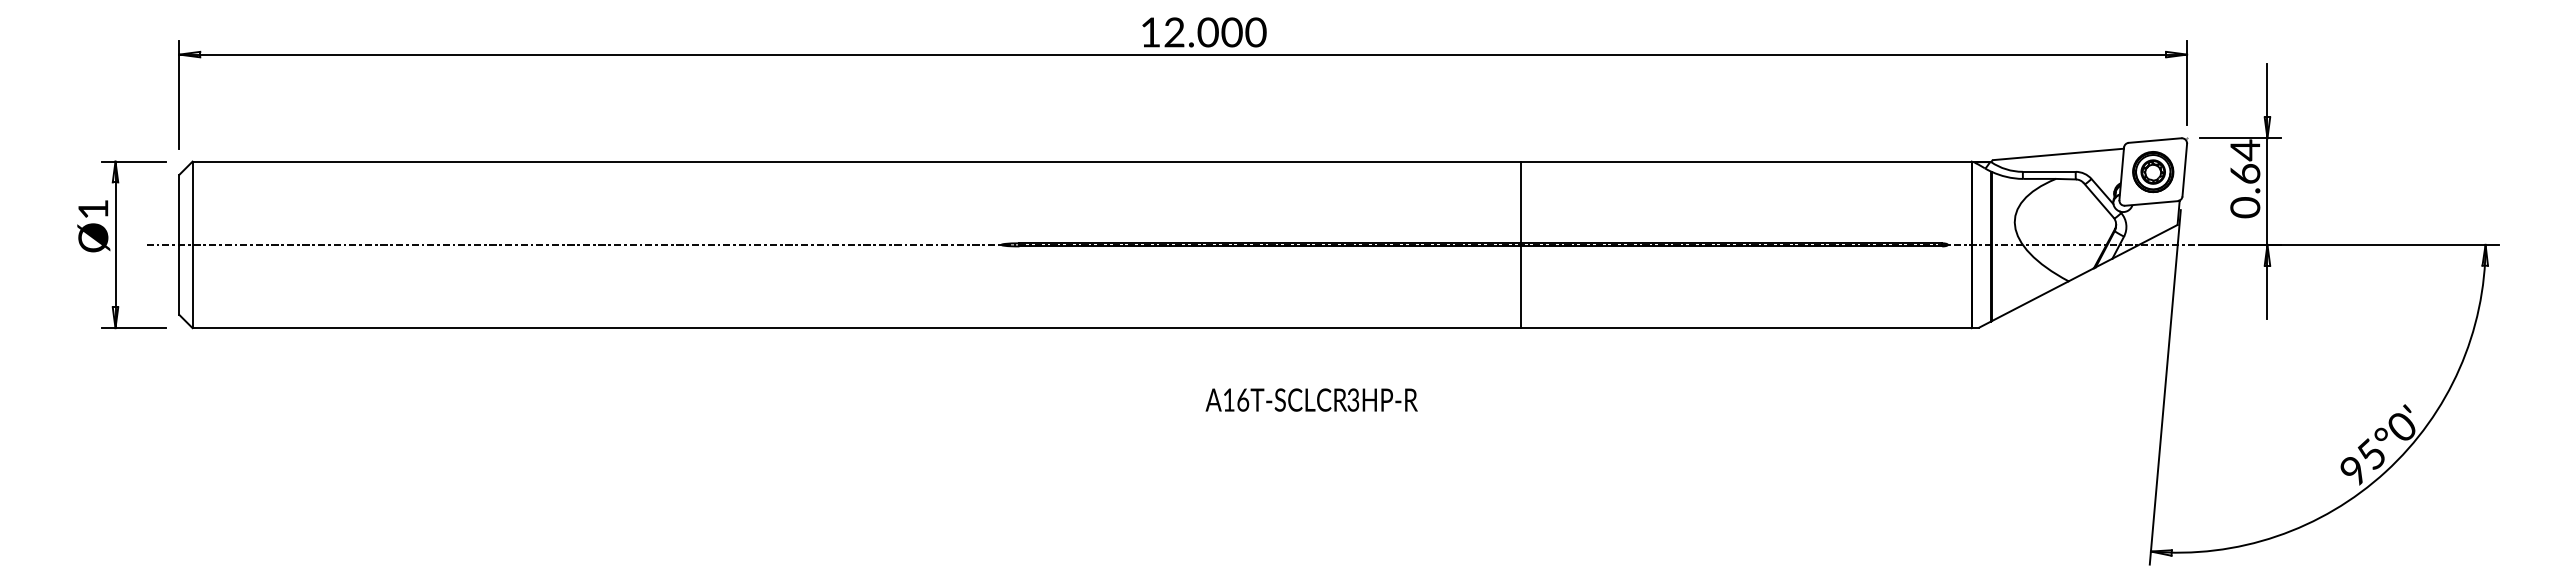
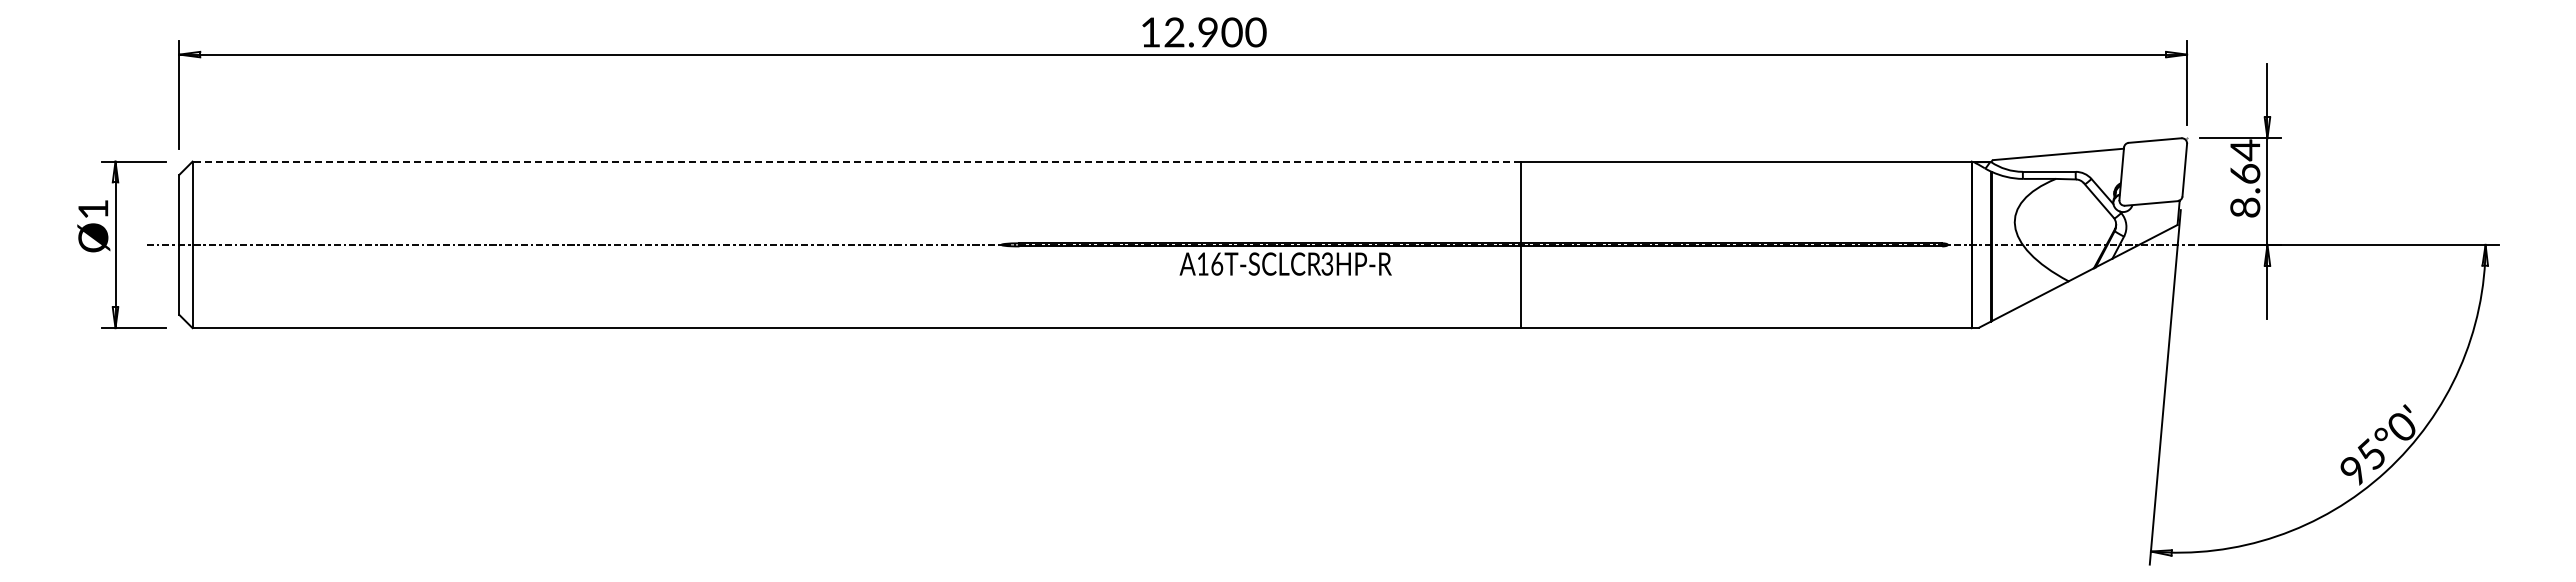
text: 12.000 -> 12.900 (1207, 33)
line: solid -> dashed (856, 161)
part: present -> none (2153, 172)
text: 0.64 -> 8.64 (2245, 207)
text position: (1311, 399) -> (1285, 263) (1285, 263)
